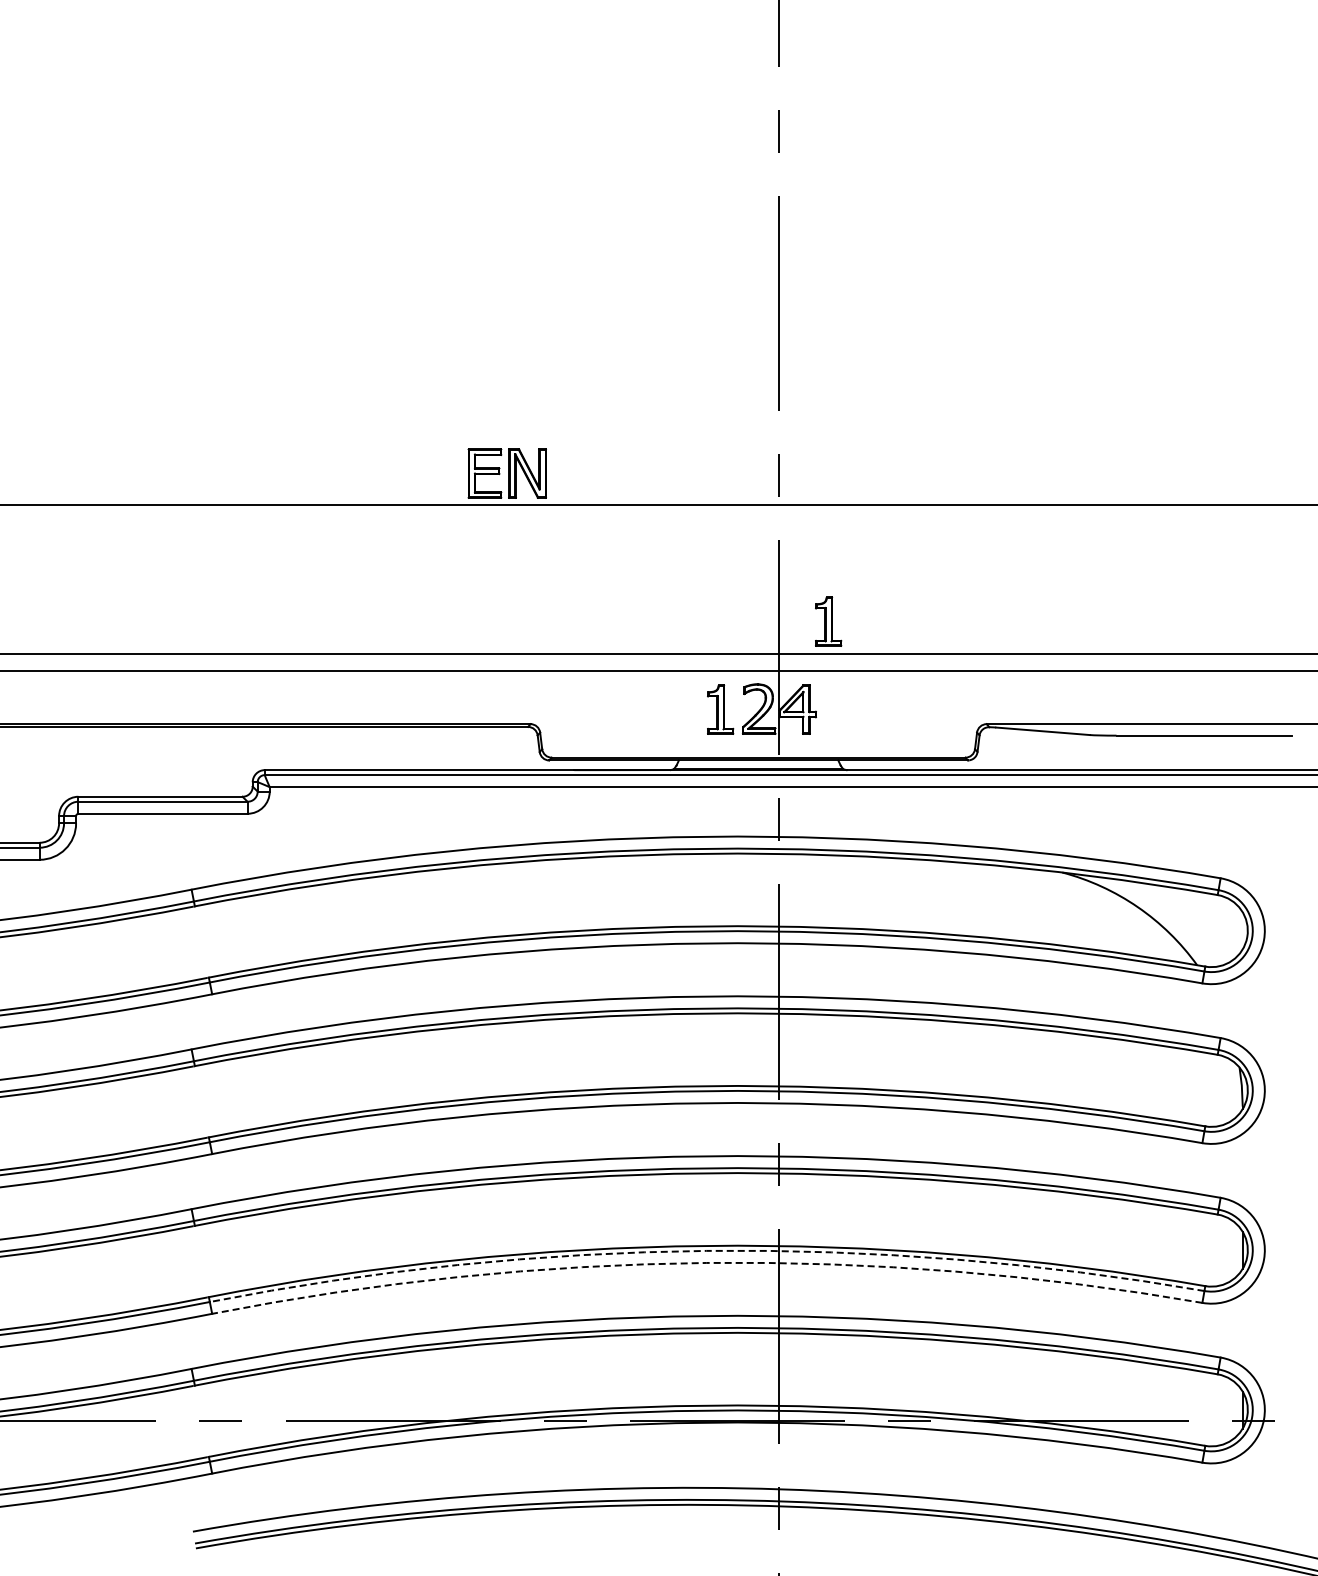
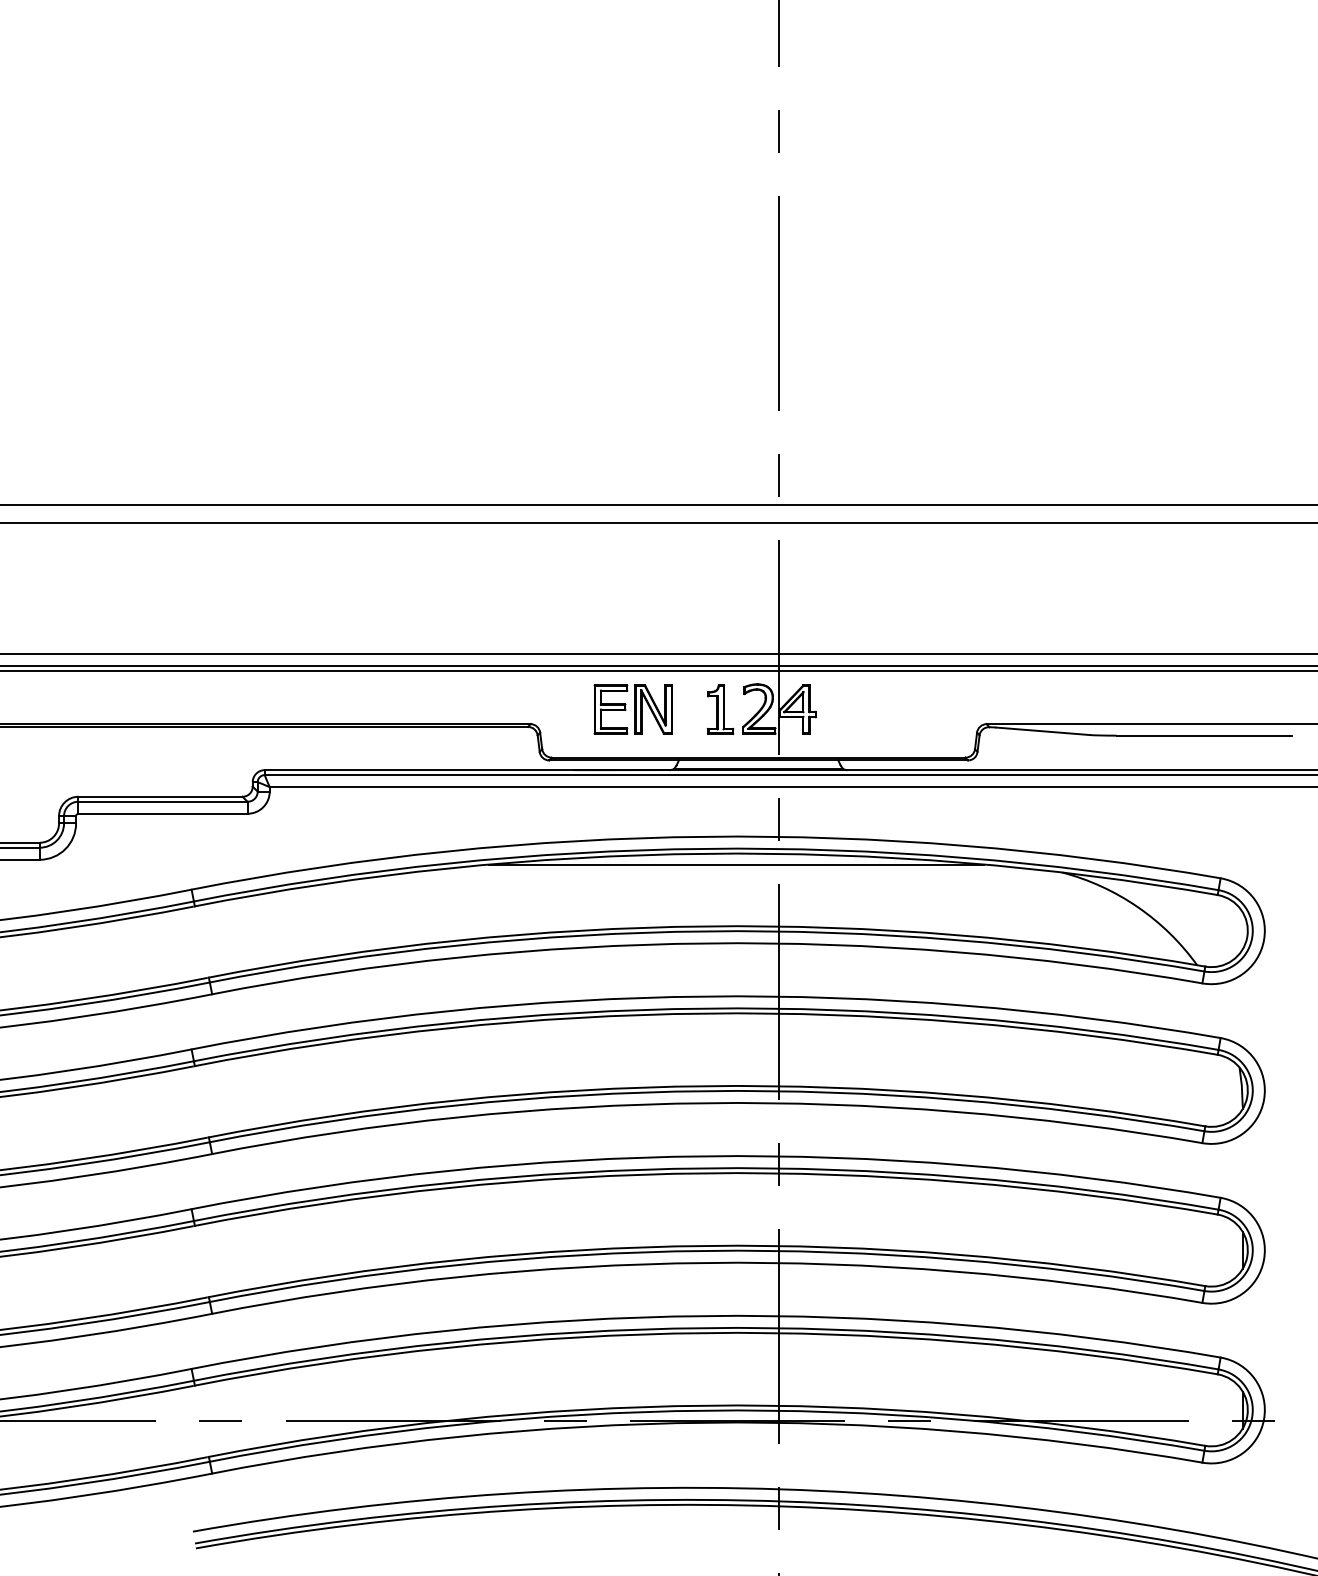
part position: (506, 473) -> (632, 709) (632, 709)
line: none -> present (658, 522)
part: present -> none (828, 621)
line: none -> present (658, 665)
line: none -> present (736, 864)
arc: dashed -> solid (706, 1250)
arc: dashed -> solid (706, 1262)
